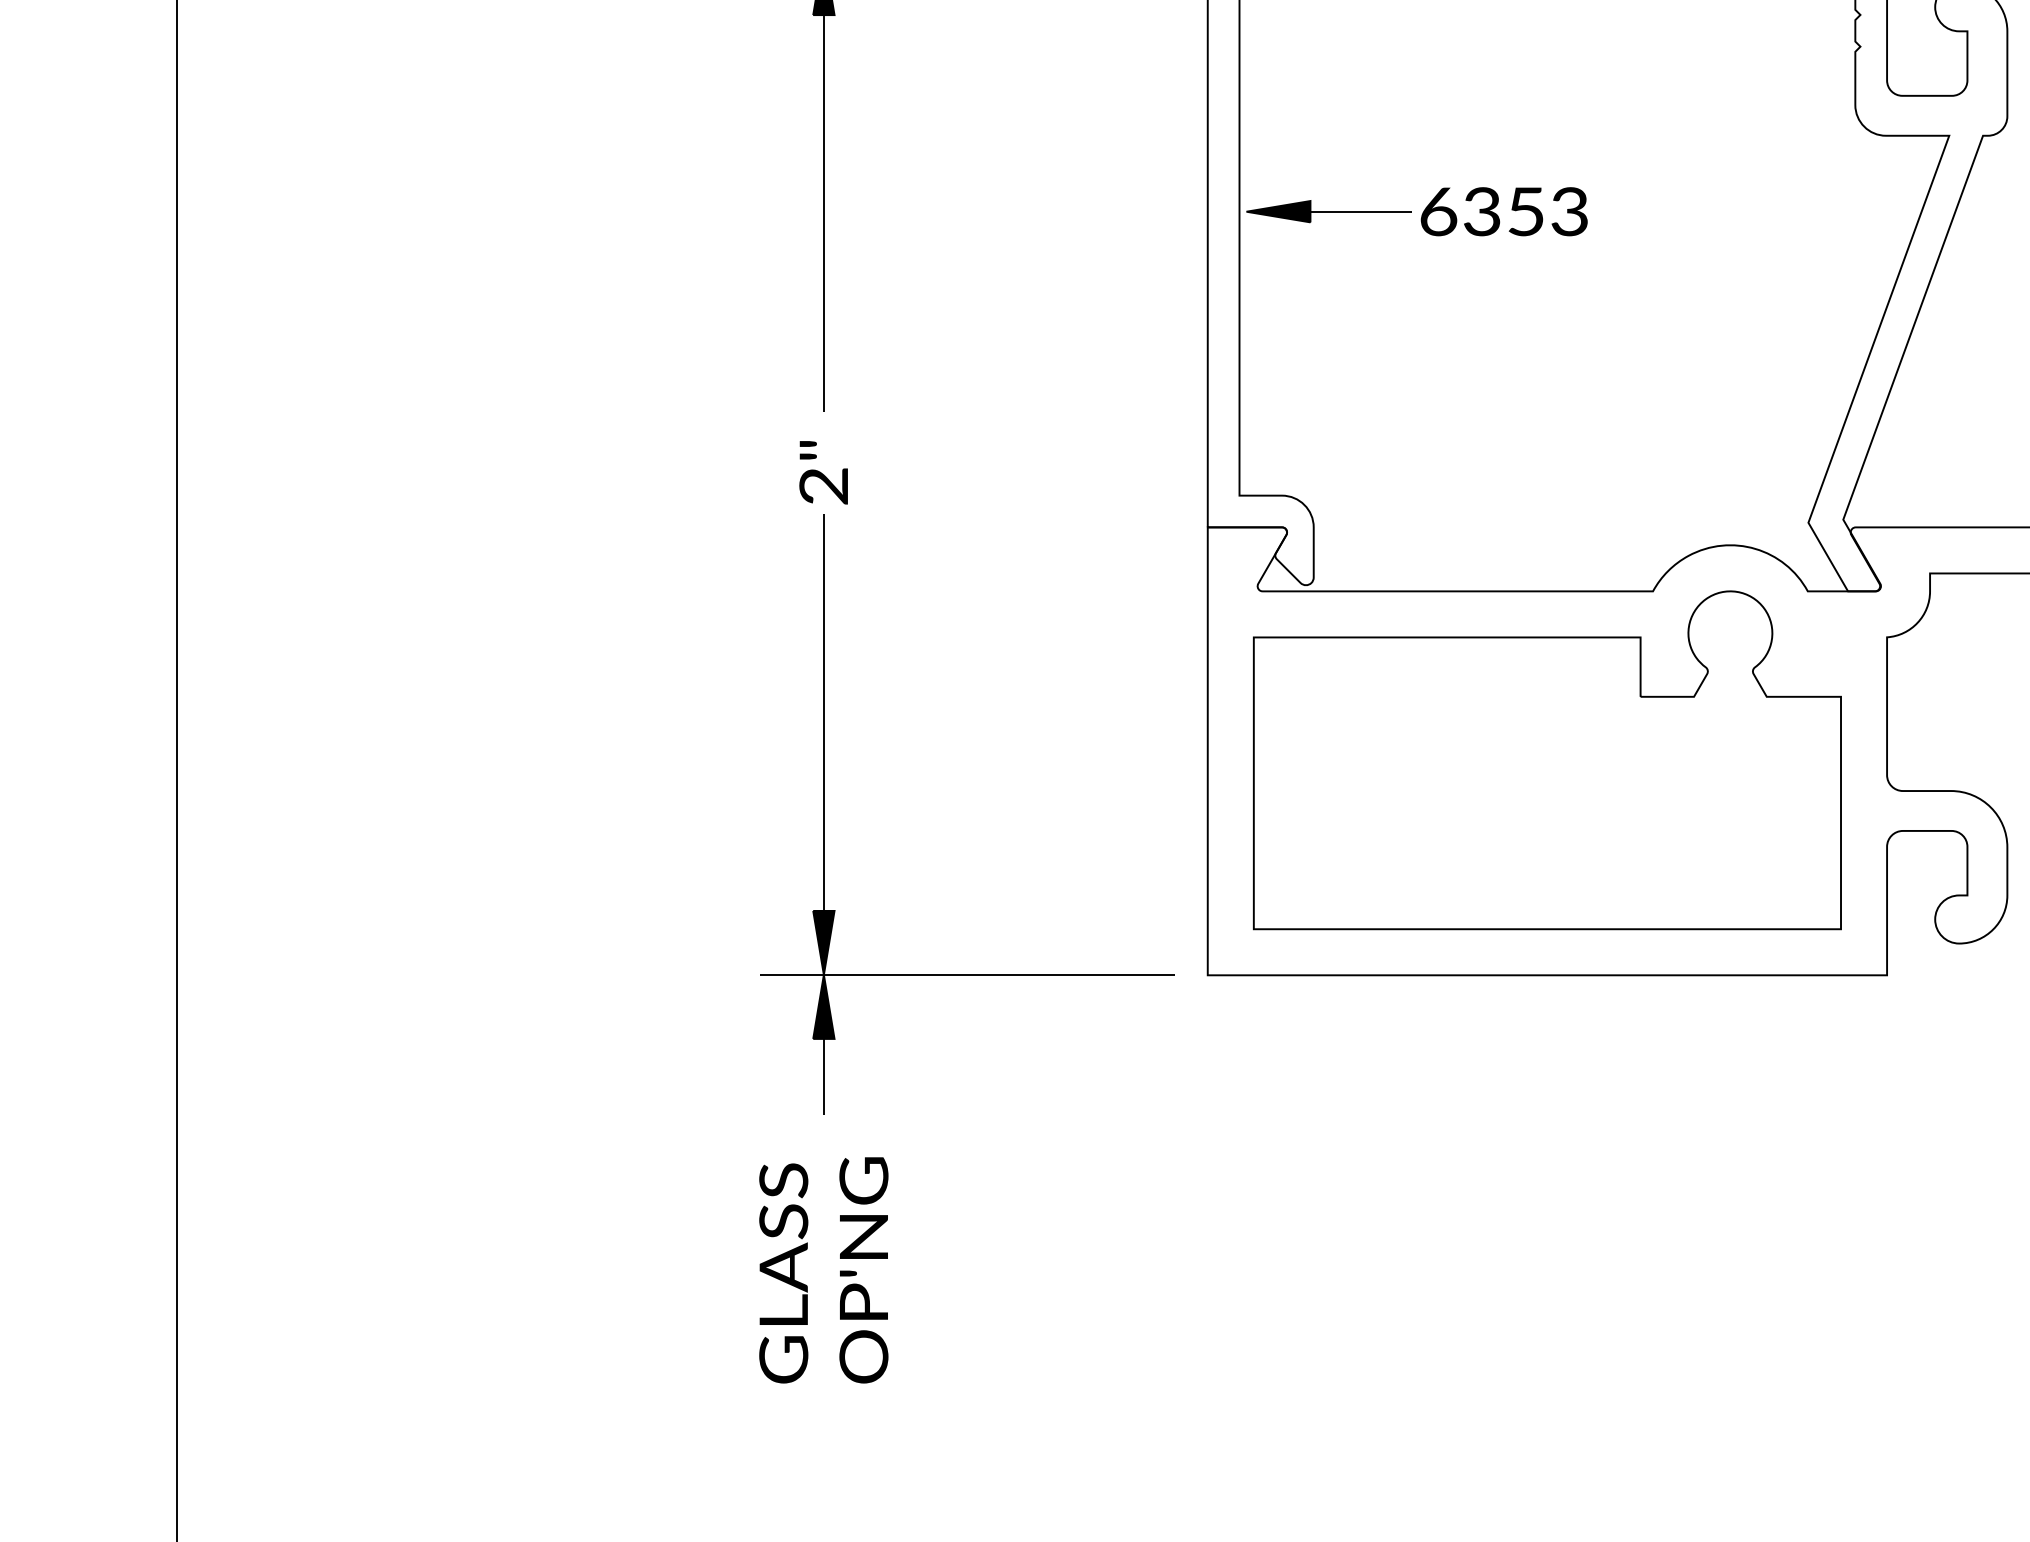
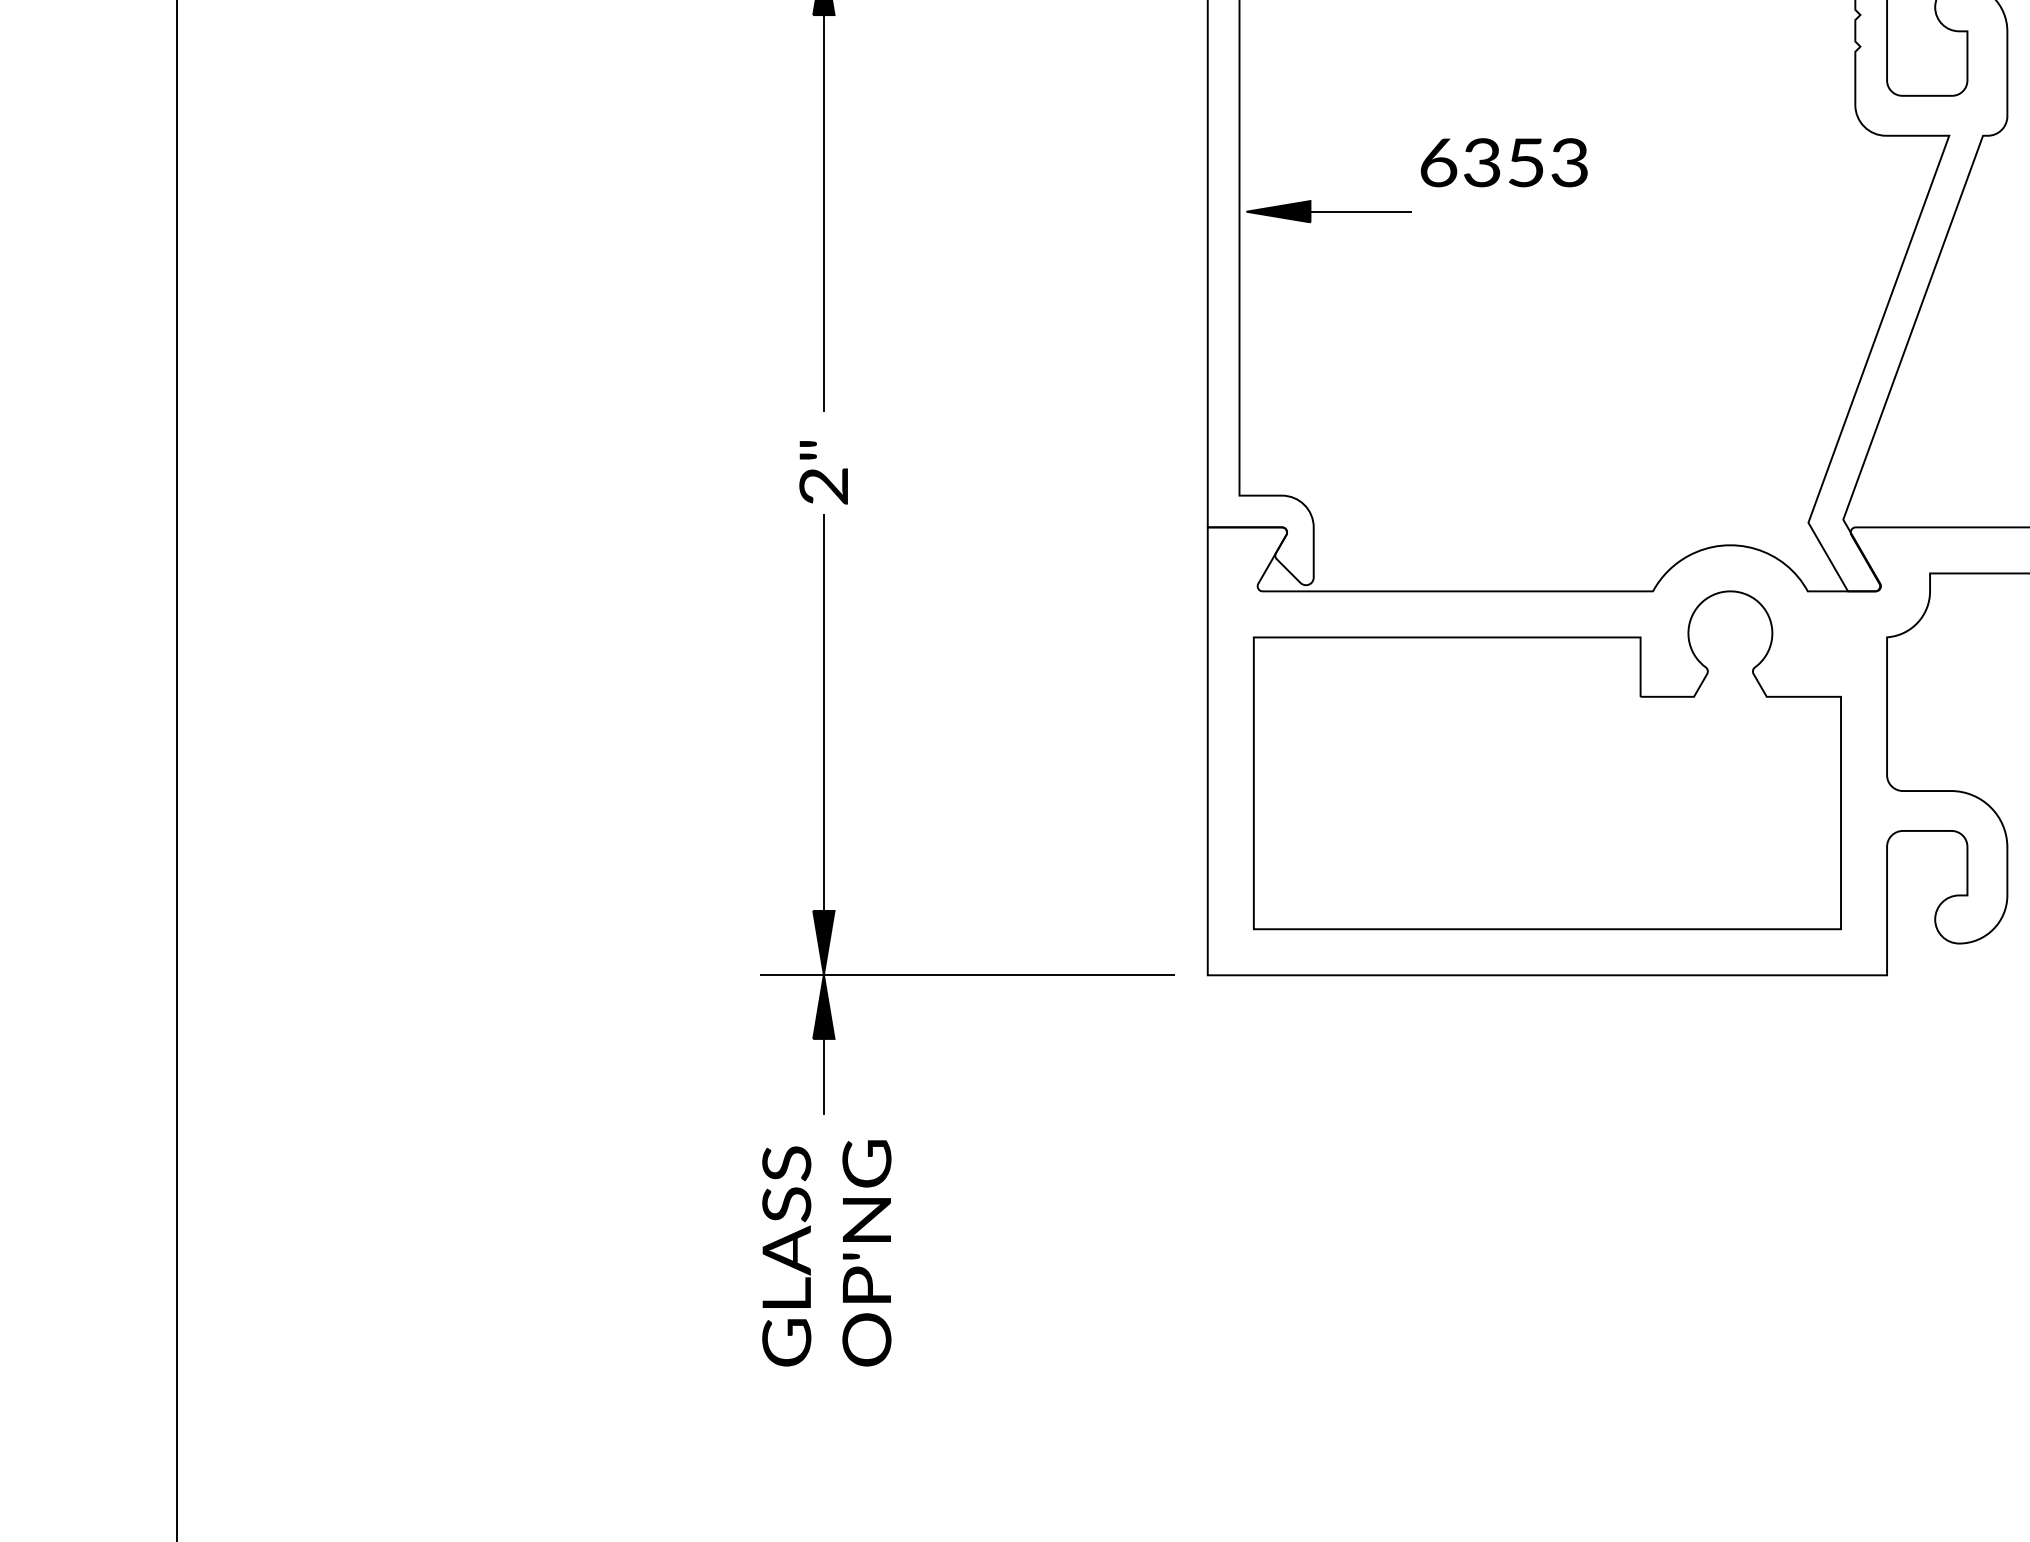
text position: (1503, 211) -> (1503, 162) (1503, 162)
text position: (823, 1270) -> (826, 1253) (826, 1253)
